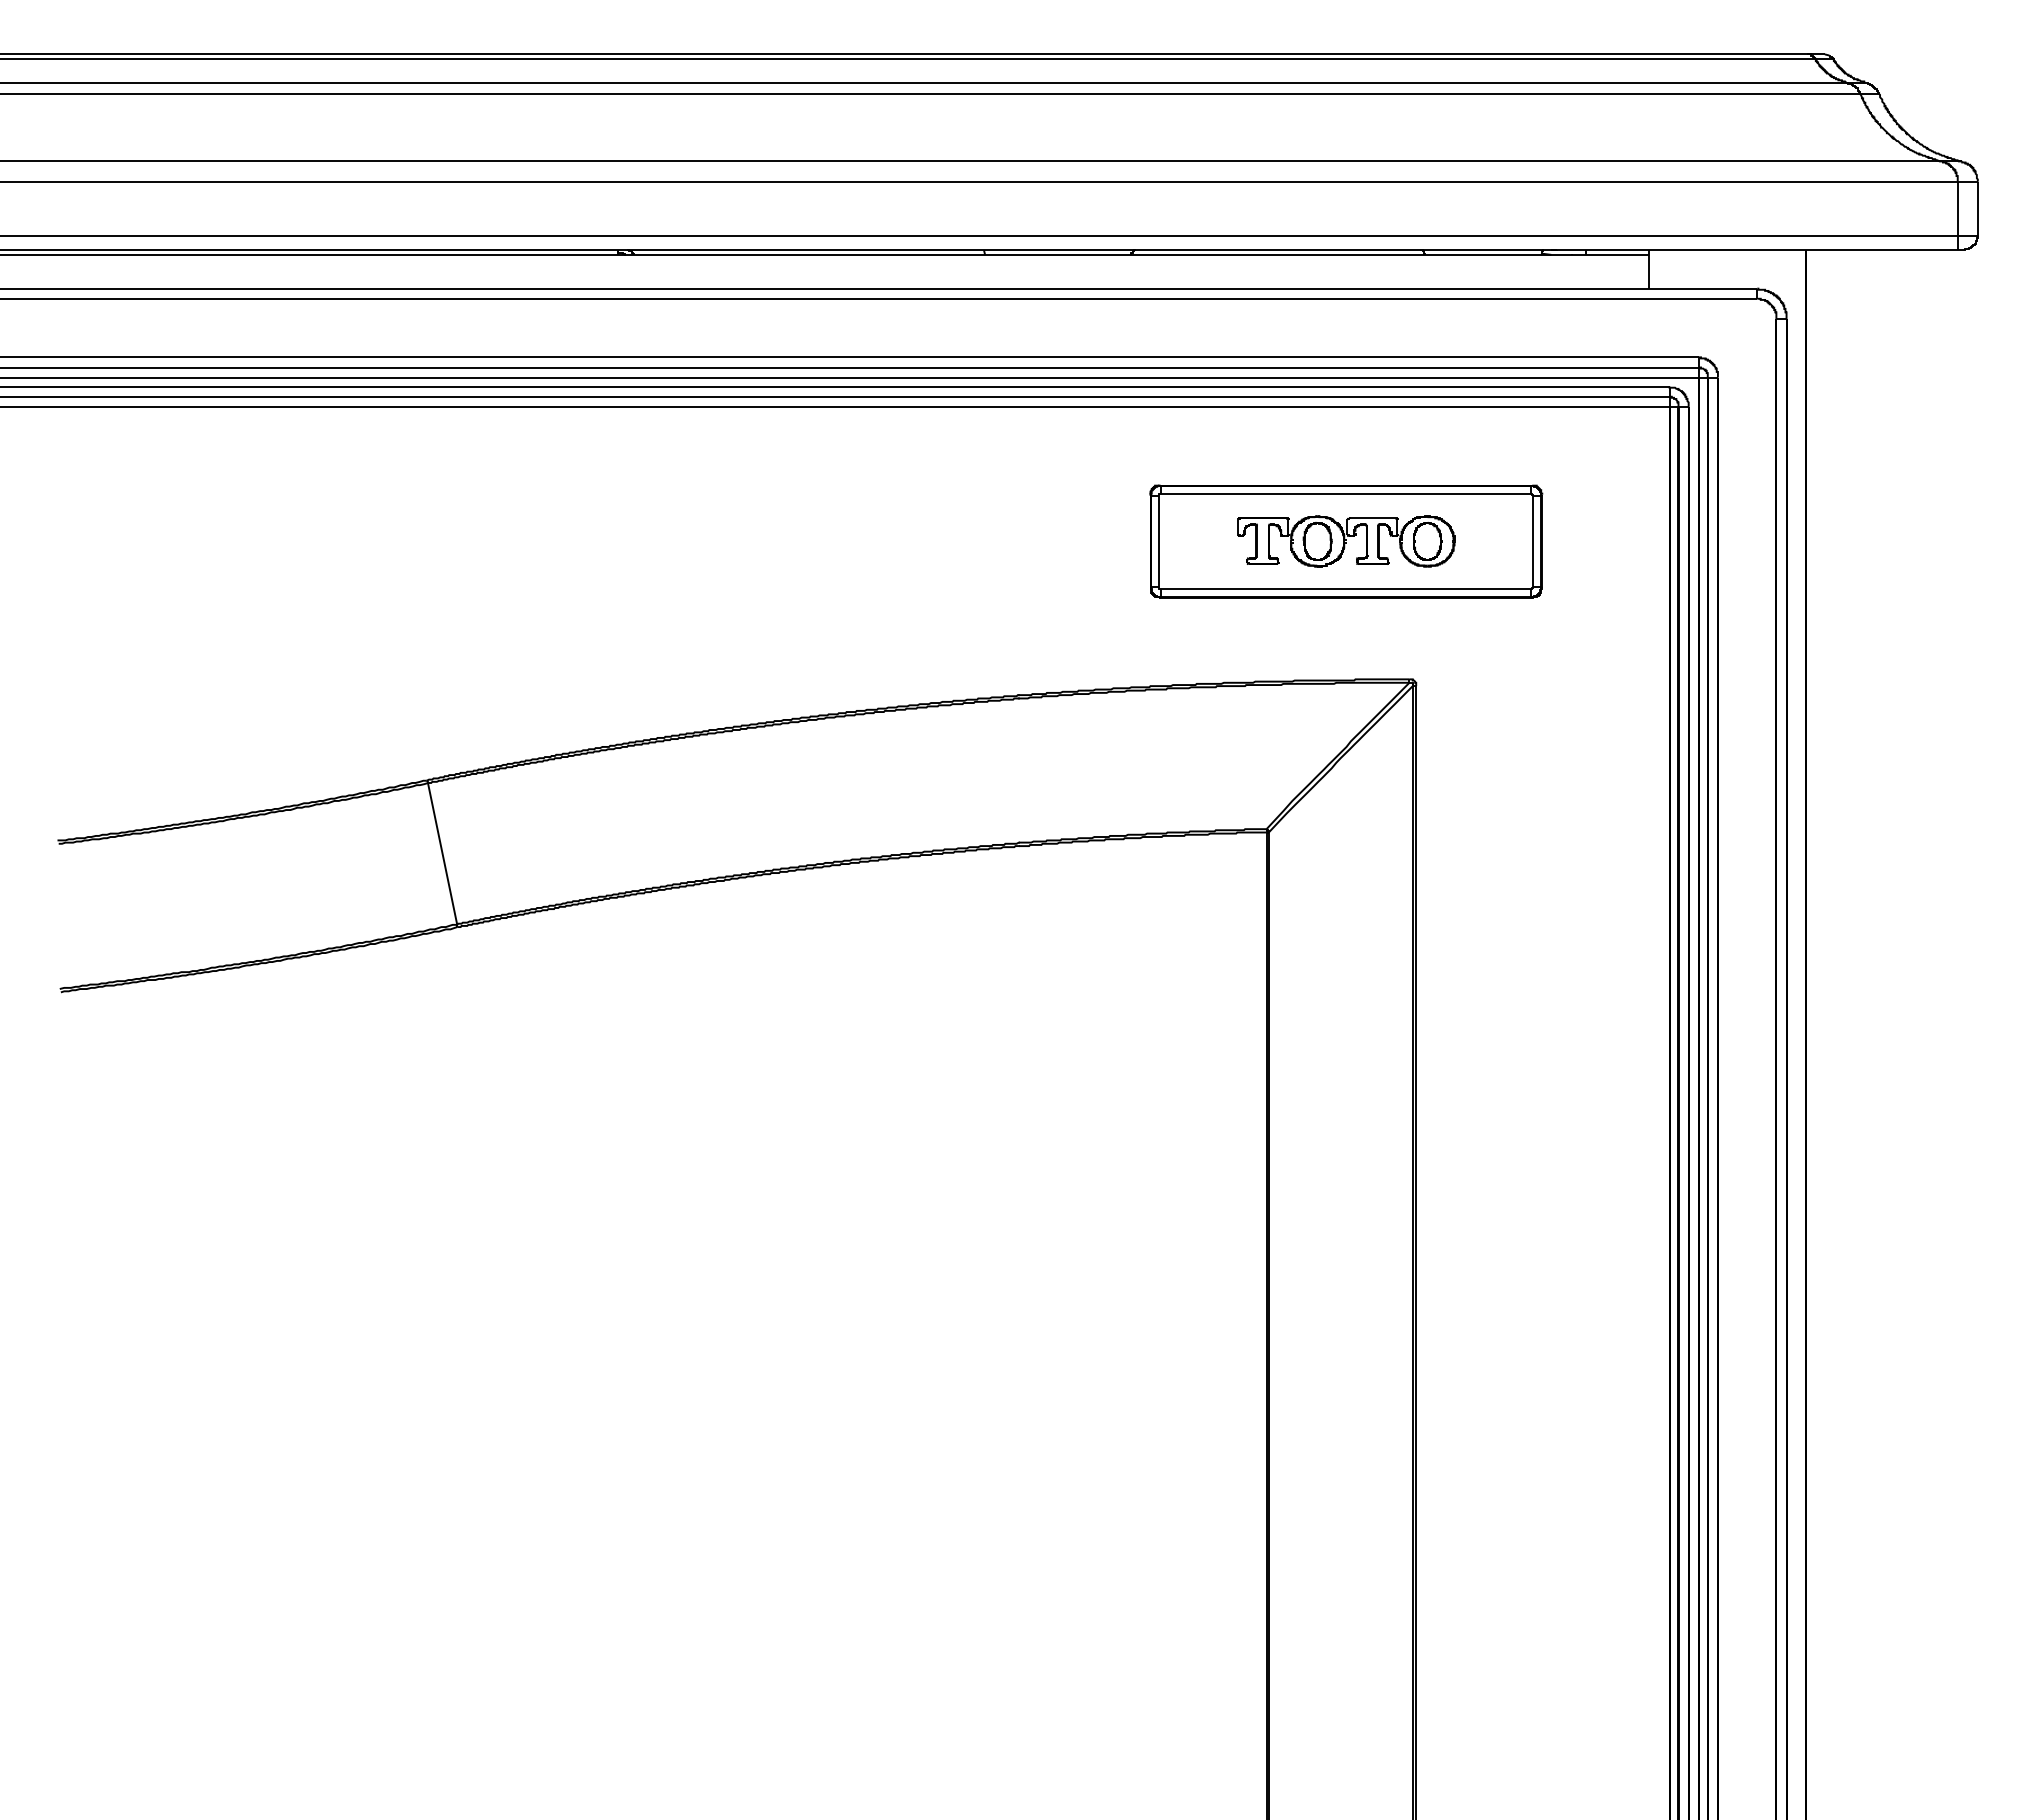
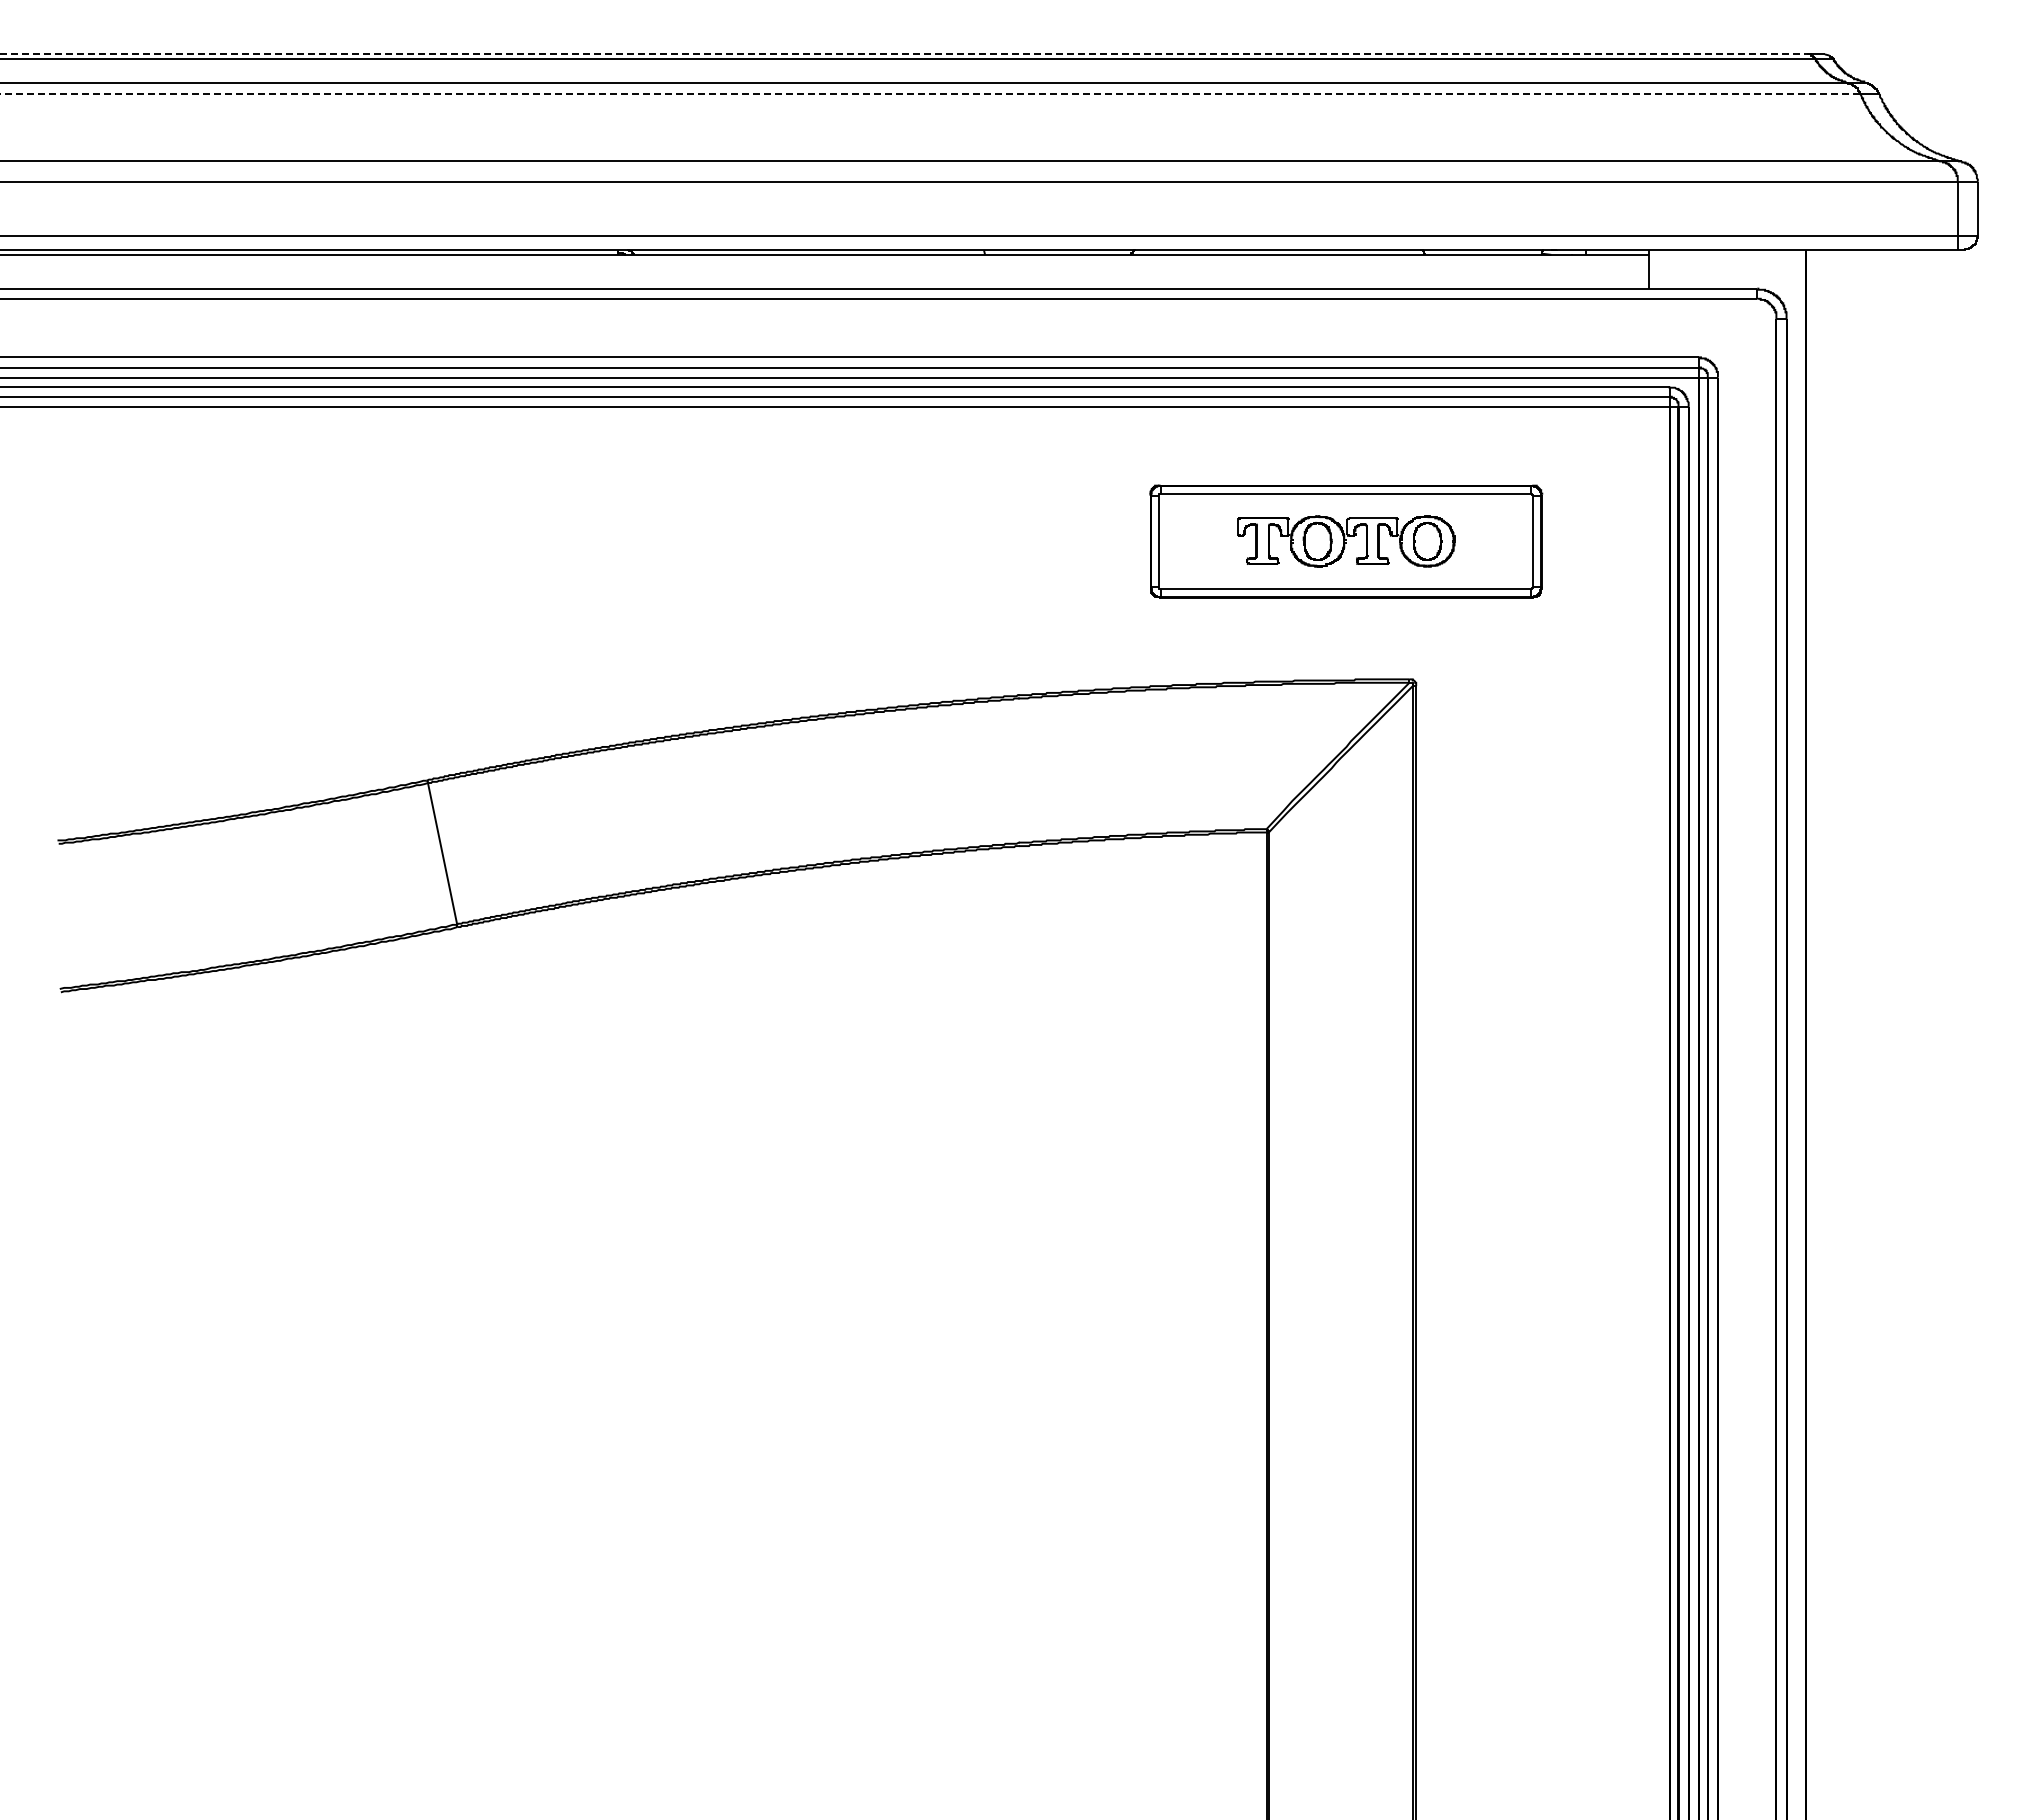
line: solid -> dashed (904, 54)
line: solid -> dashed (929, 93)
